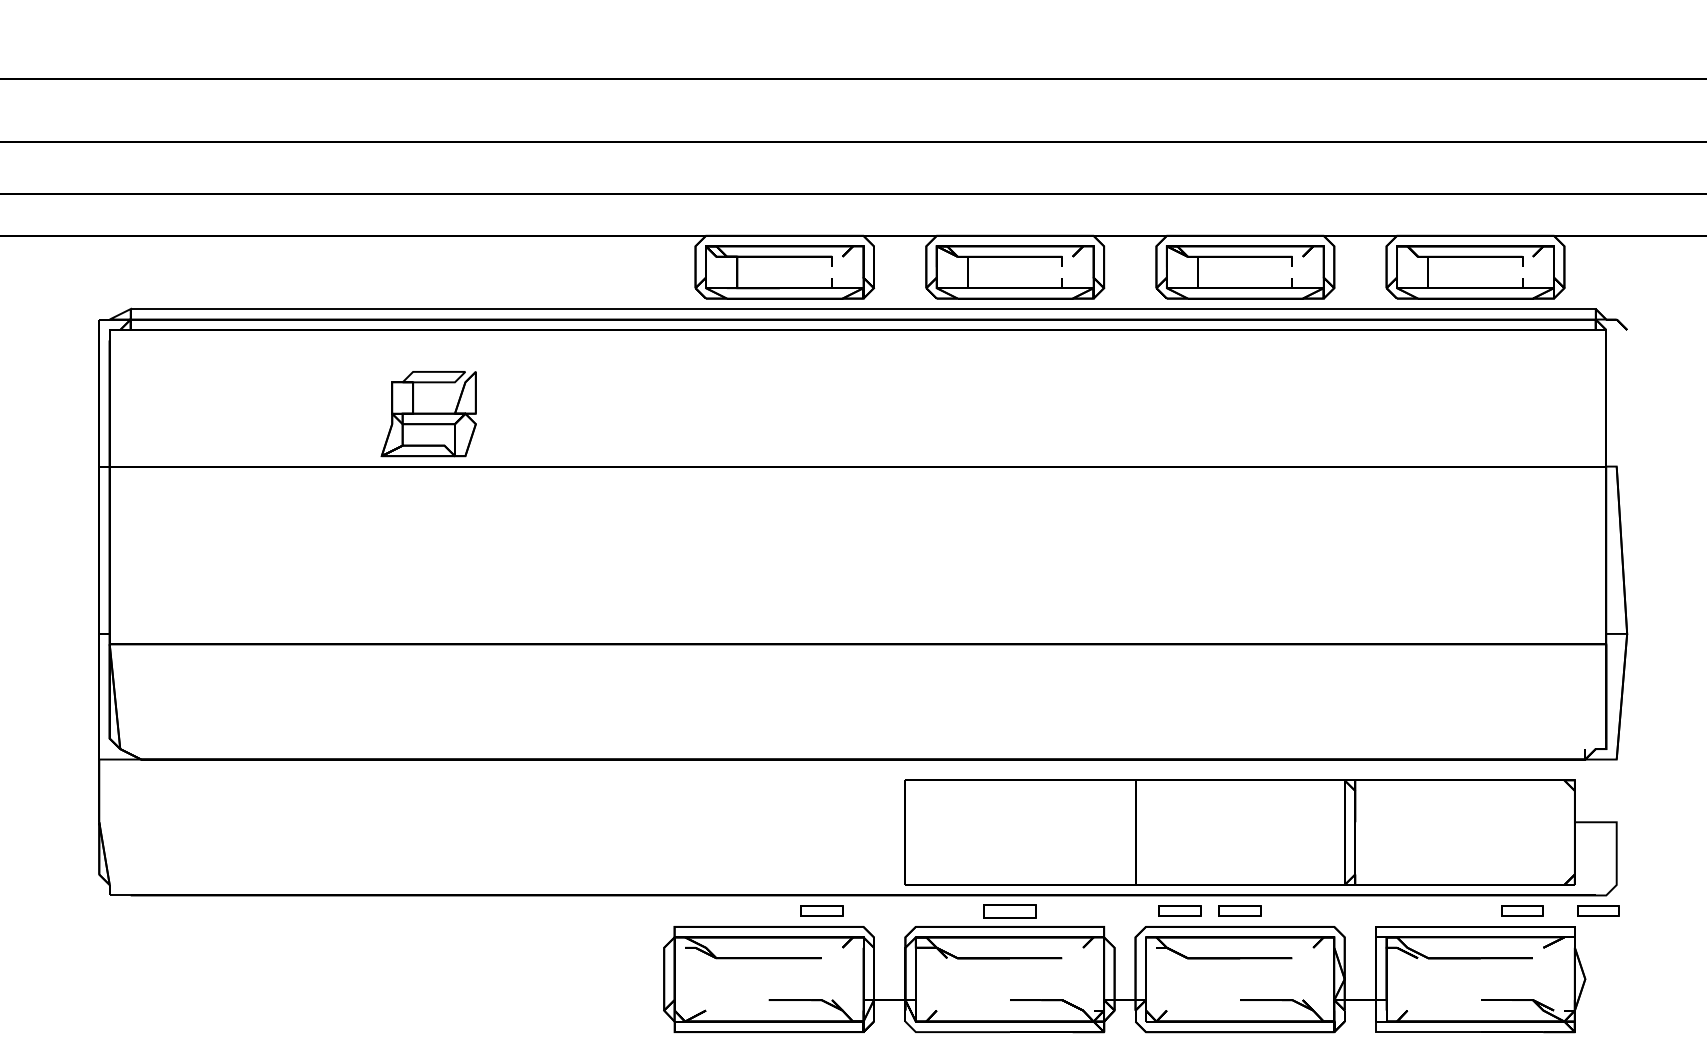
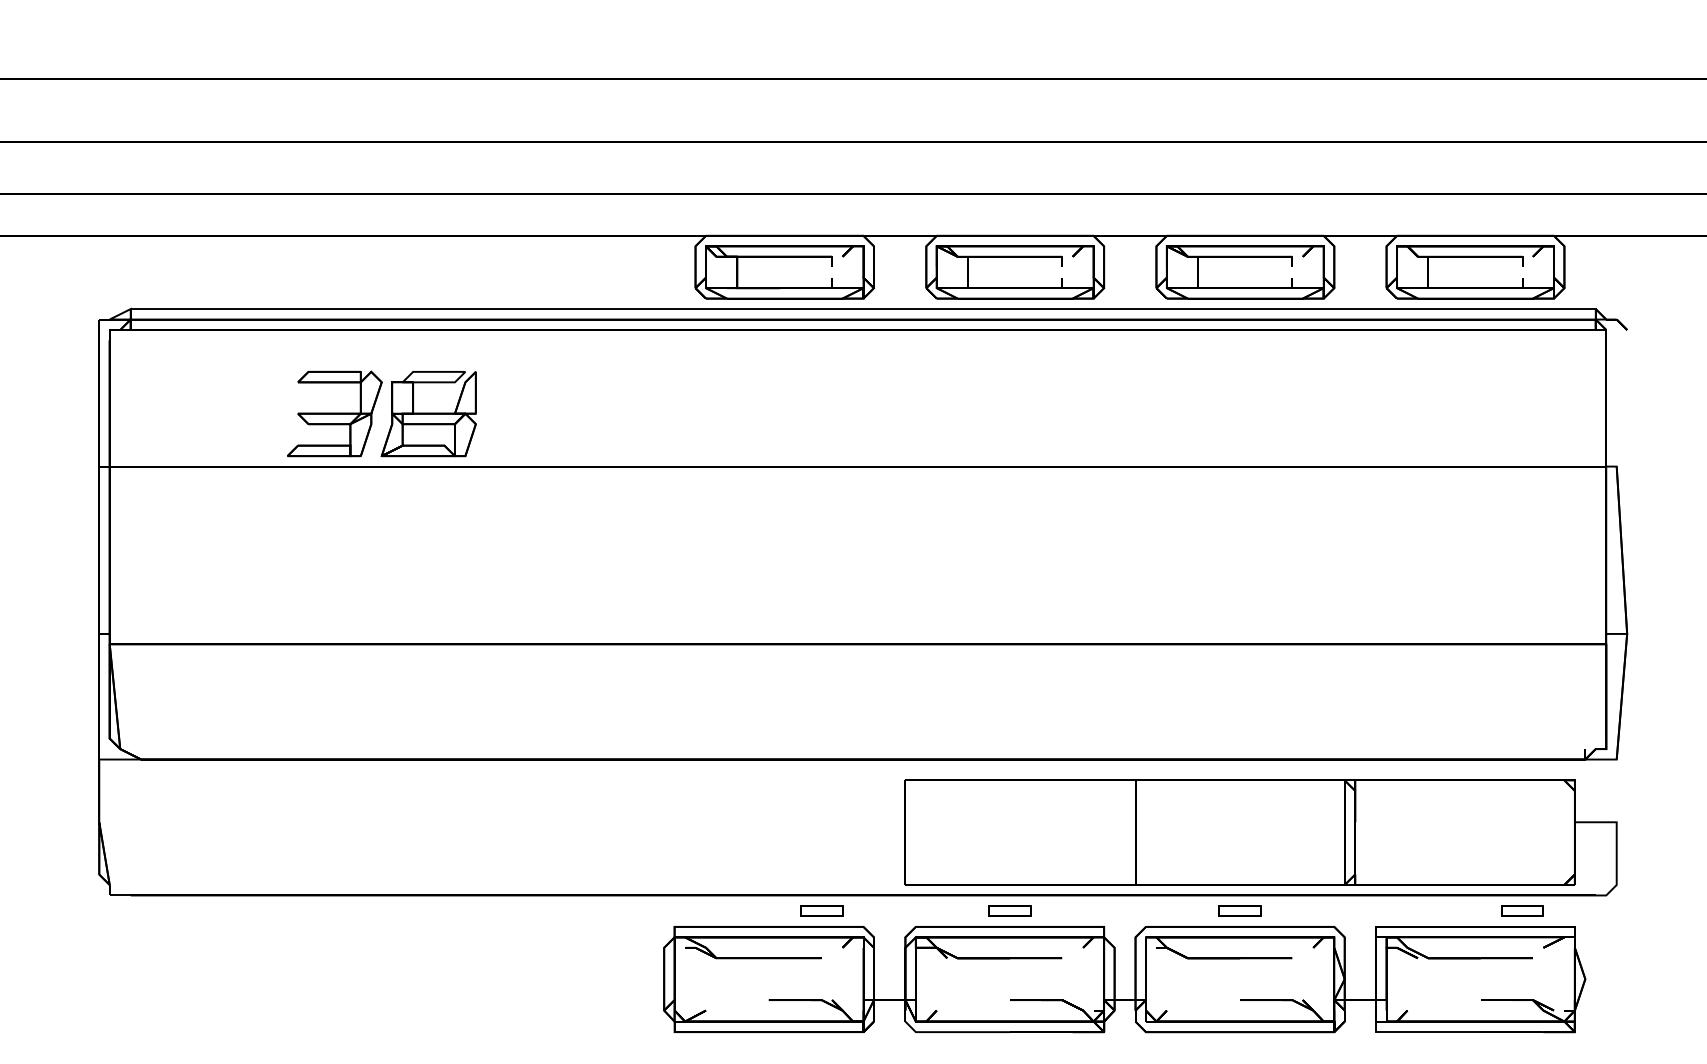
part: none -> present (334, 413)
part: present -> none (1179, 910)
part: present -> none (1598, 910)
part size: 54x15 px -> 44x12 px (1009, 910)
